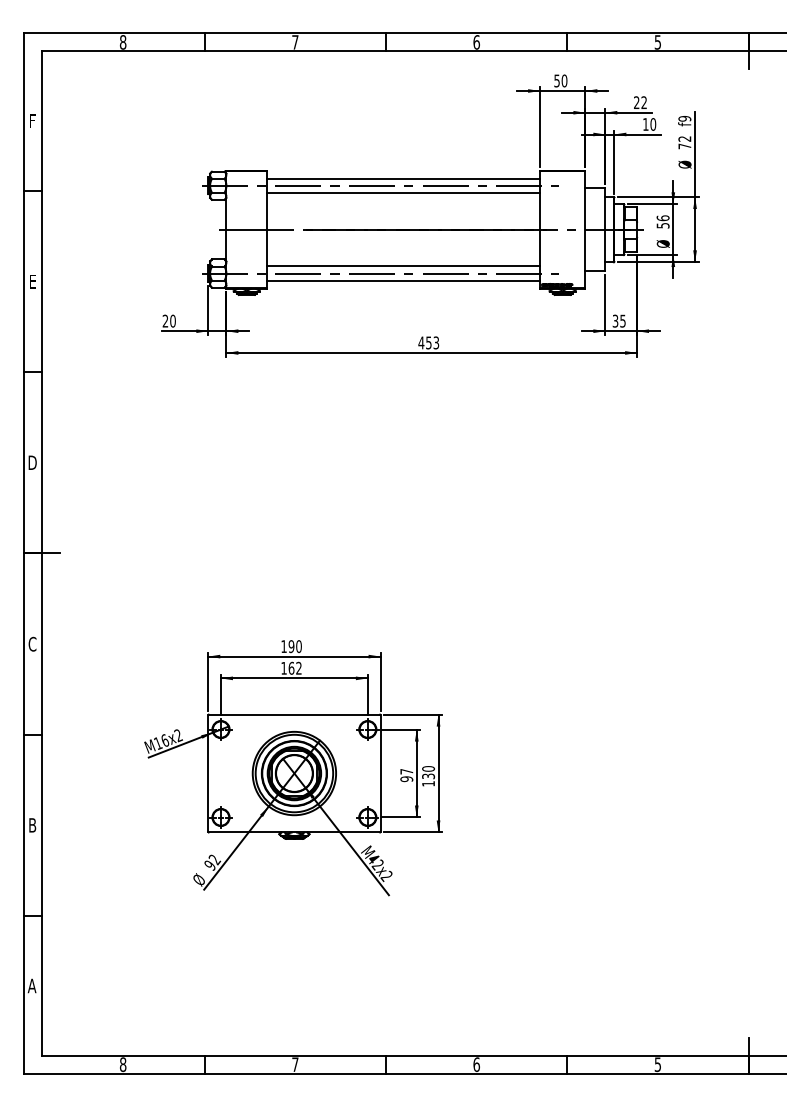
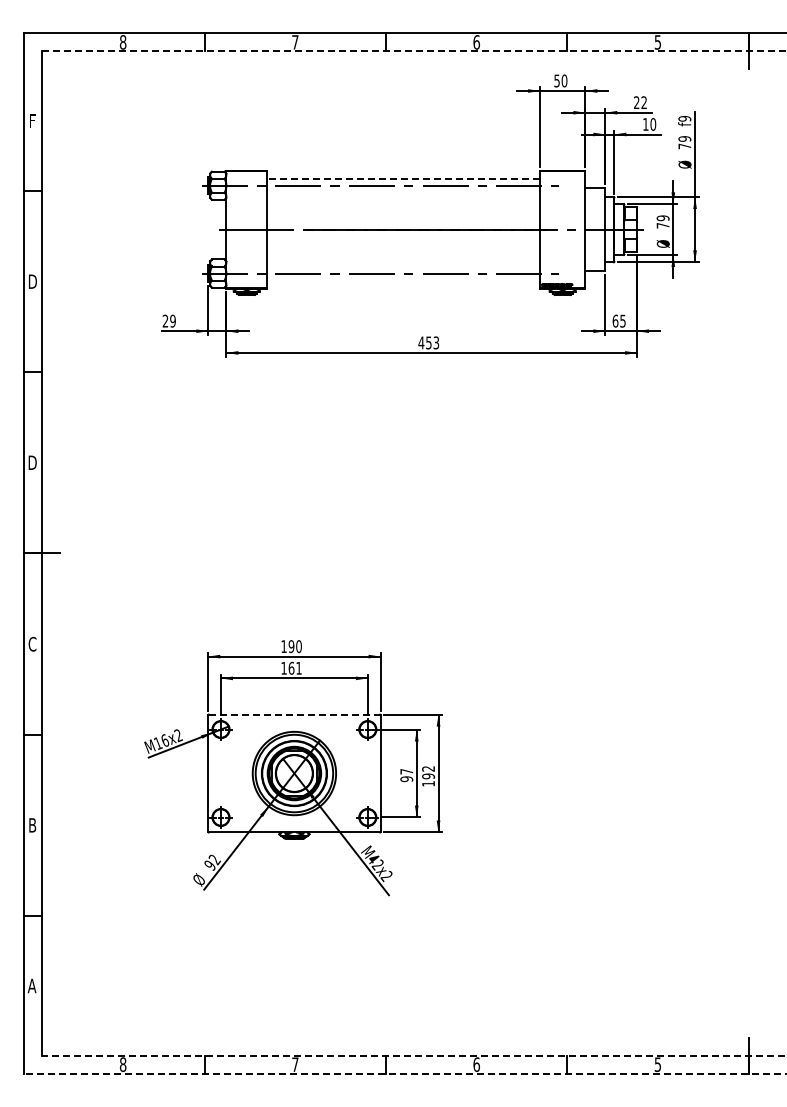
line: solid -> dashed (414, 51)
text: 72 -> 79 (684, 138)
line: solid -> dashed (403, 178)
line: present -> none (403, 193)
text: 56 -> 79 (662, 221)
line: present -> none (403, 266)
line: present -> none (403, 280)
text: E -> D (32, 281)
text: 35 -> 65 (615, 320)
text: 20 -> 29 (172, 321)
text: 162 -> 161 (298, 667)
line: solid -> dashed (294, 714)
text: 130 -> 192 (428, 772)
line: solid -> dashed (413, 1055)
line: solid -> dashed (404, 1073)
